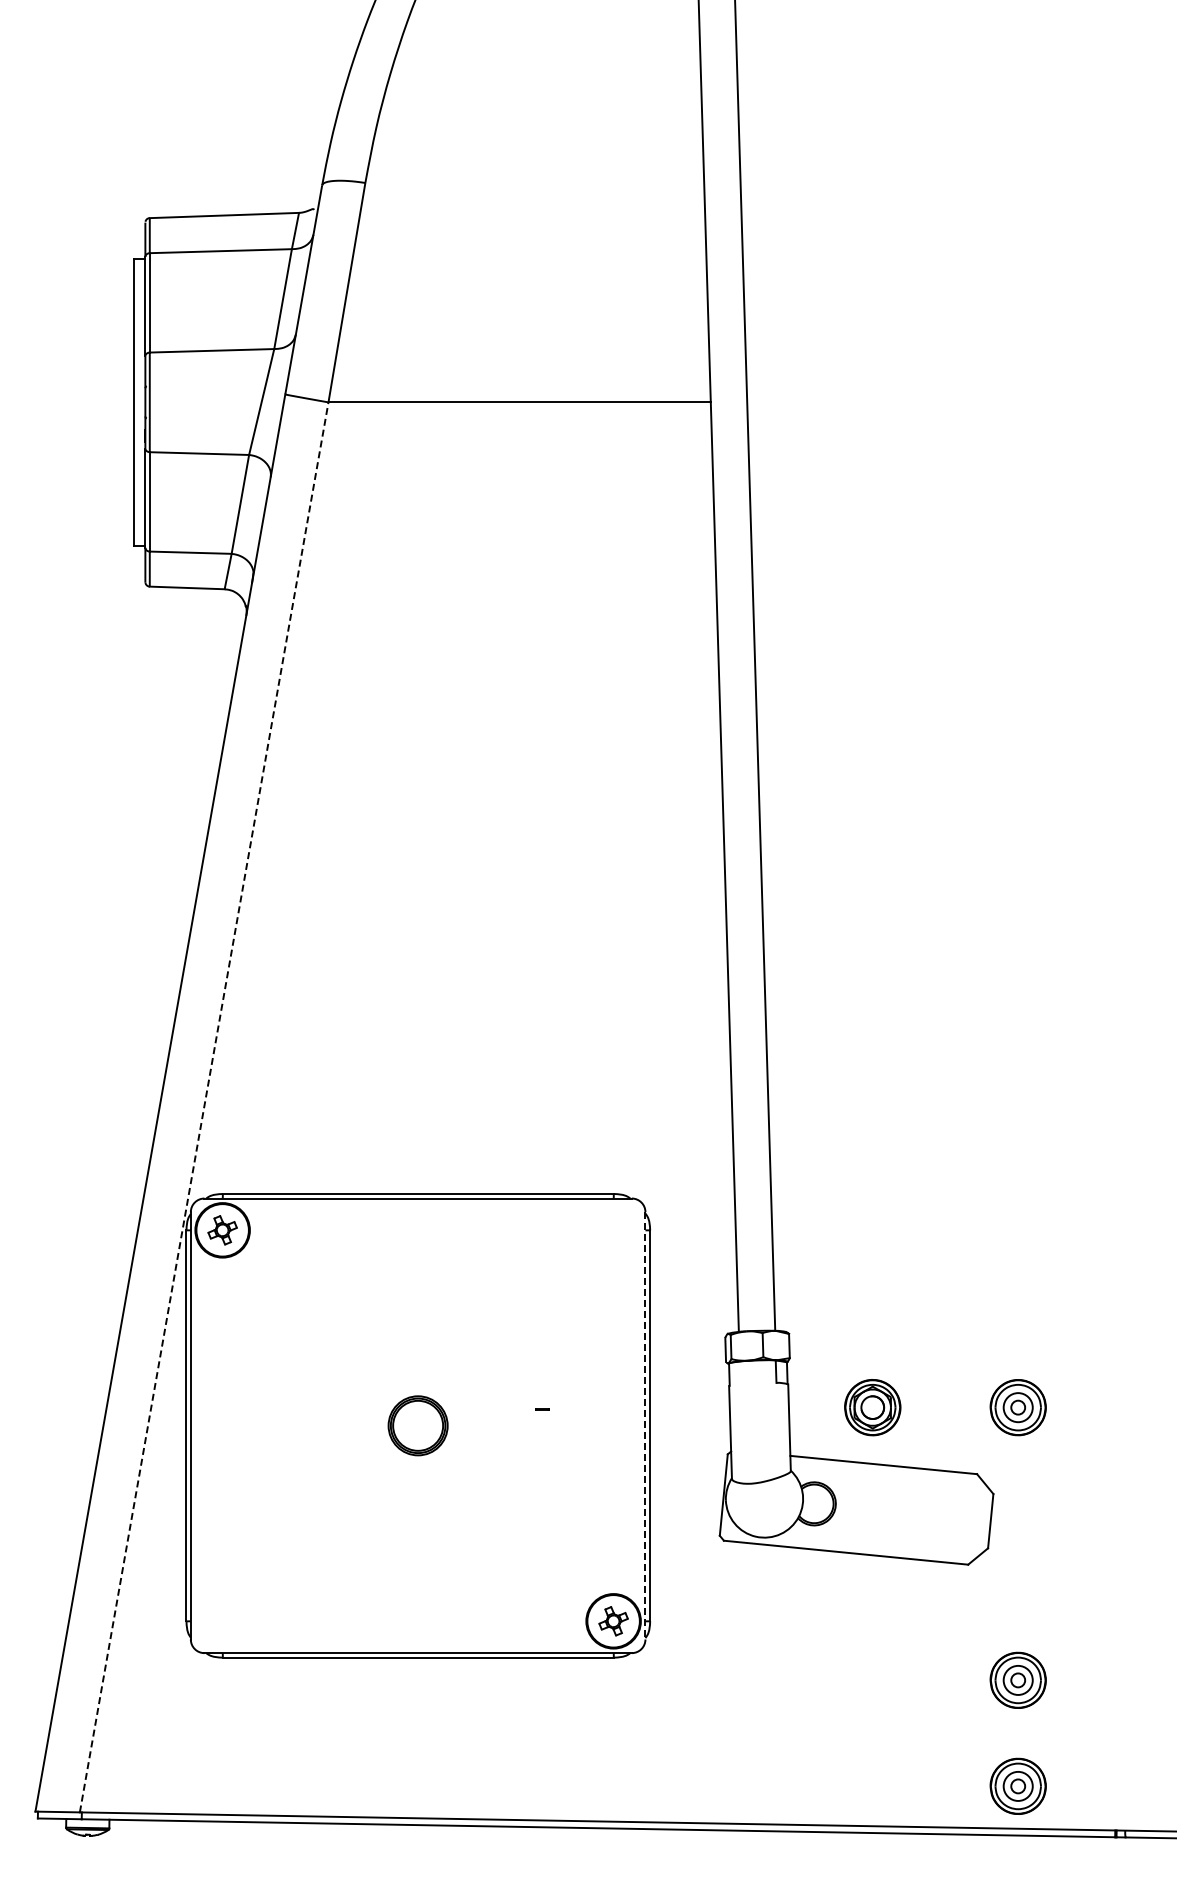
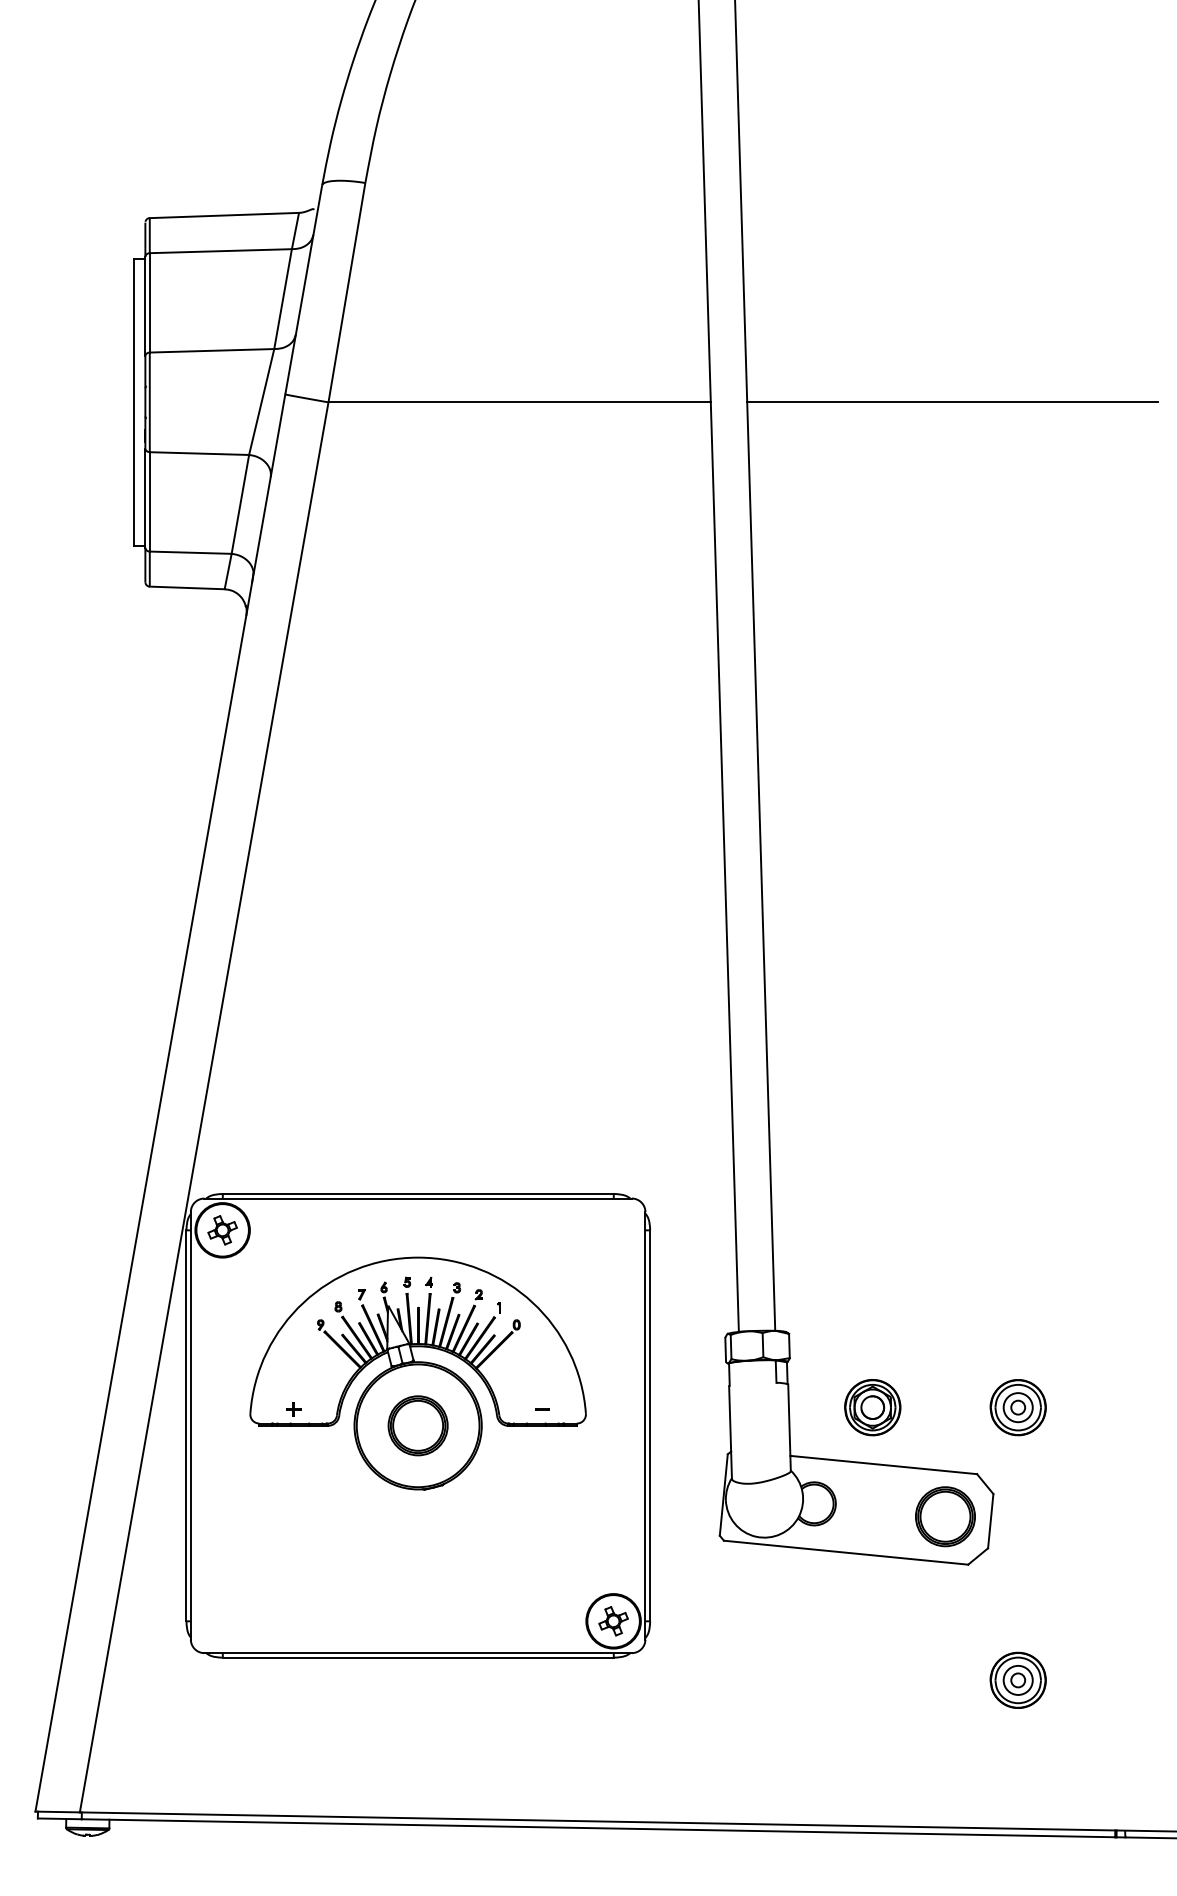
line: none -> present (952, 402)
line: dashed -> solid (204, 1107)
part: none -> present (417, 1373)
line: dashed -> solid (645, 1425)
part: none -> present (945, 1516)
part: present -> none (1017, 1785)
